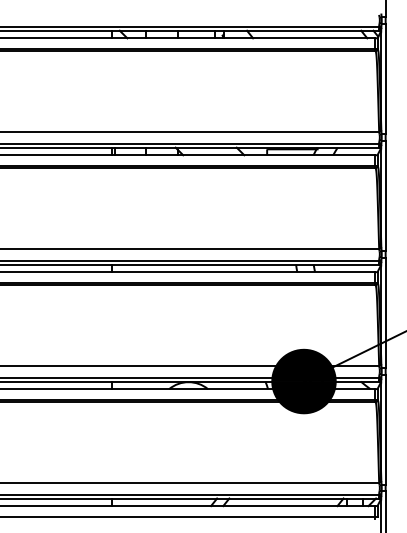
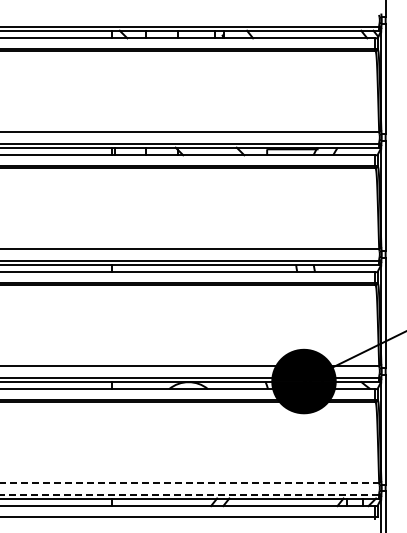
line: solid -> dashed (190, 482)
line: solid -> dashed (189, 494)
